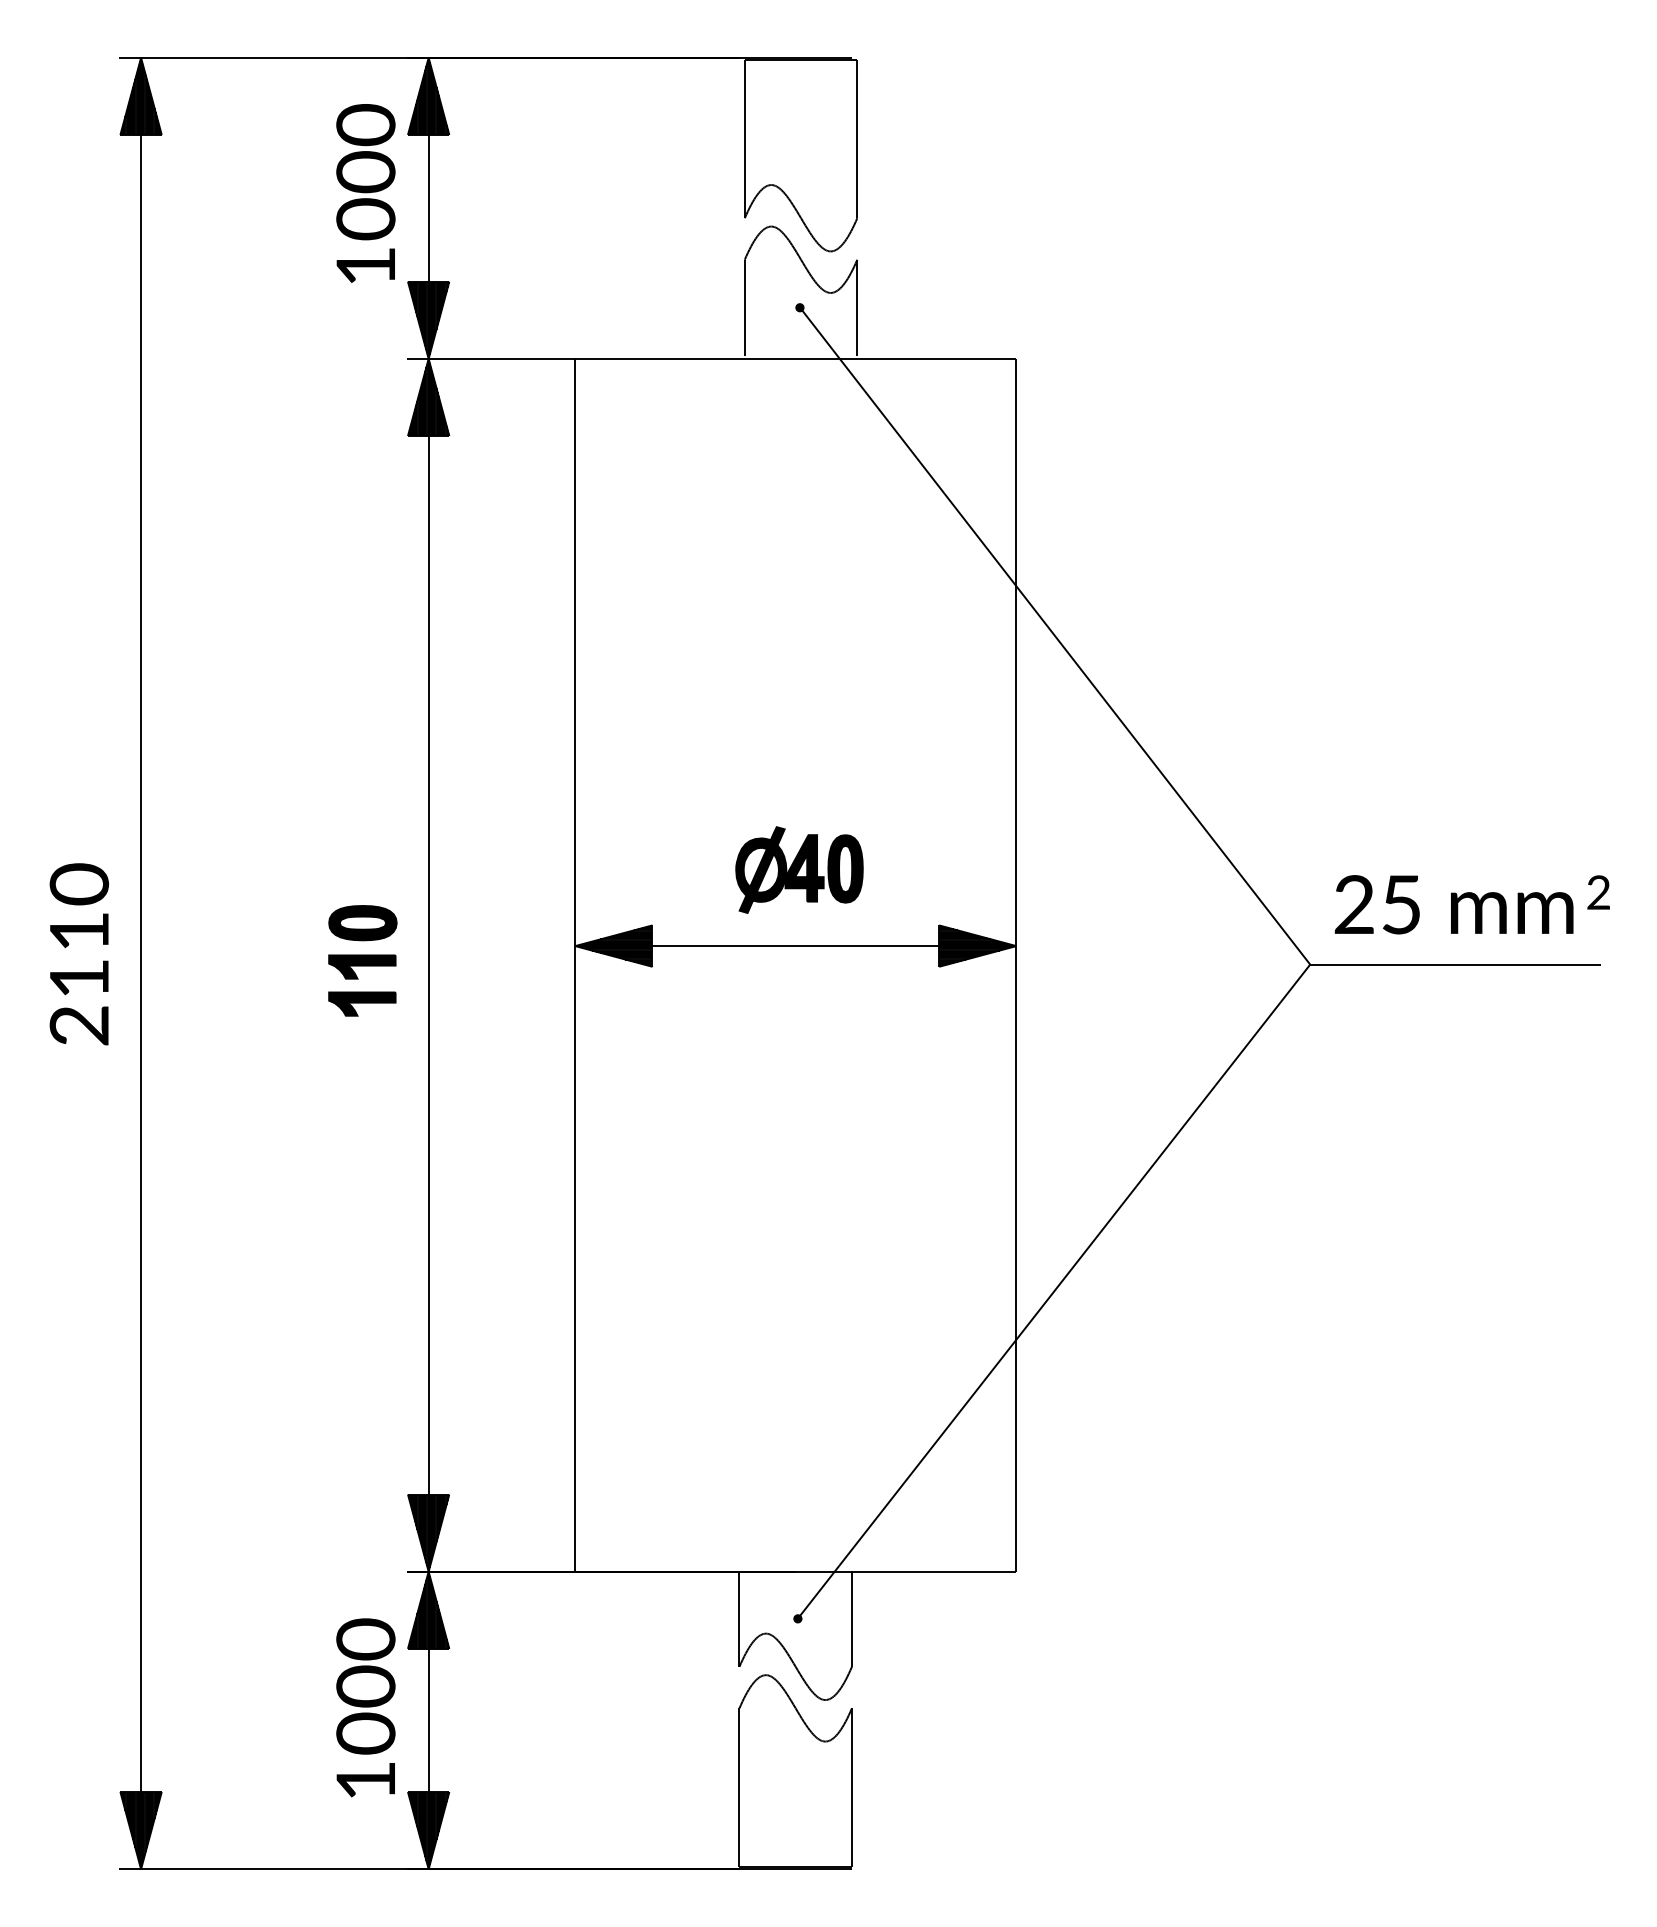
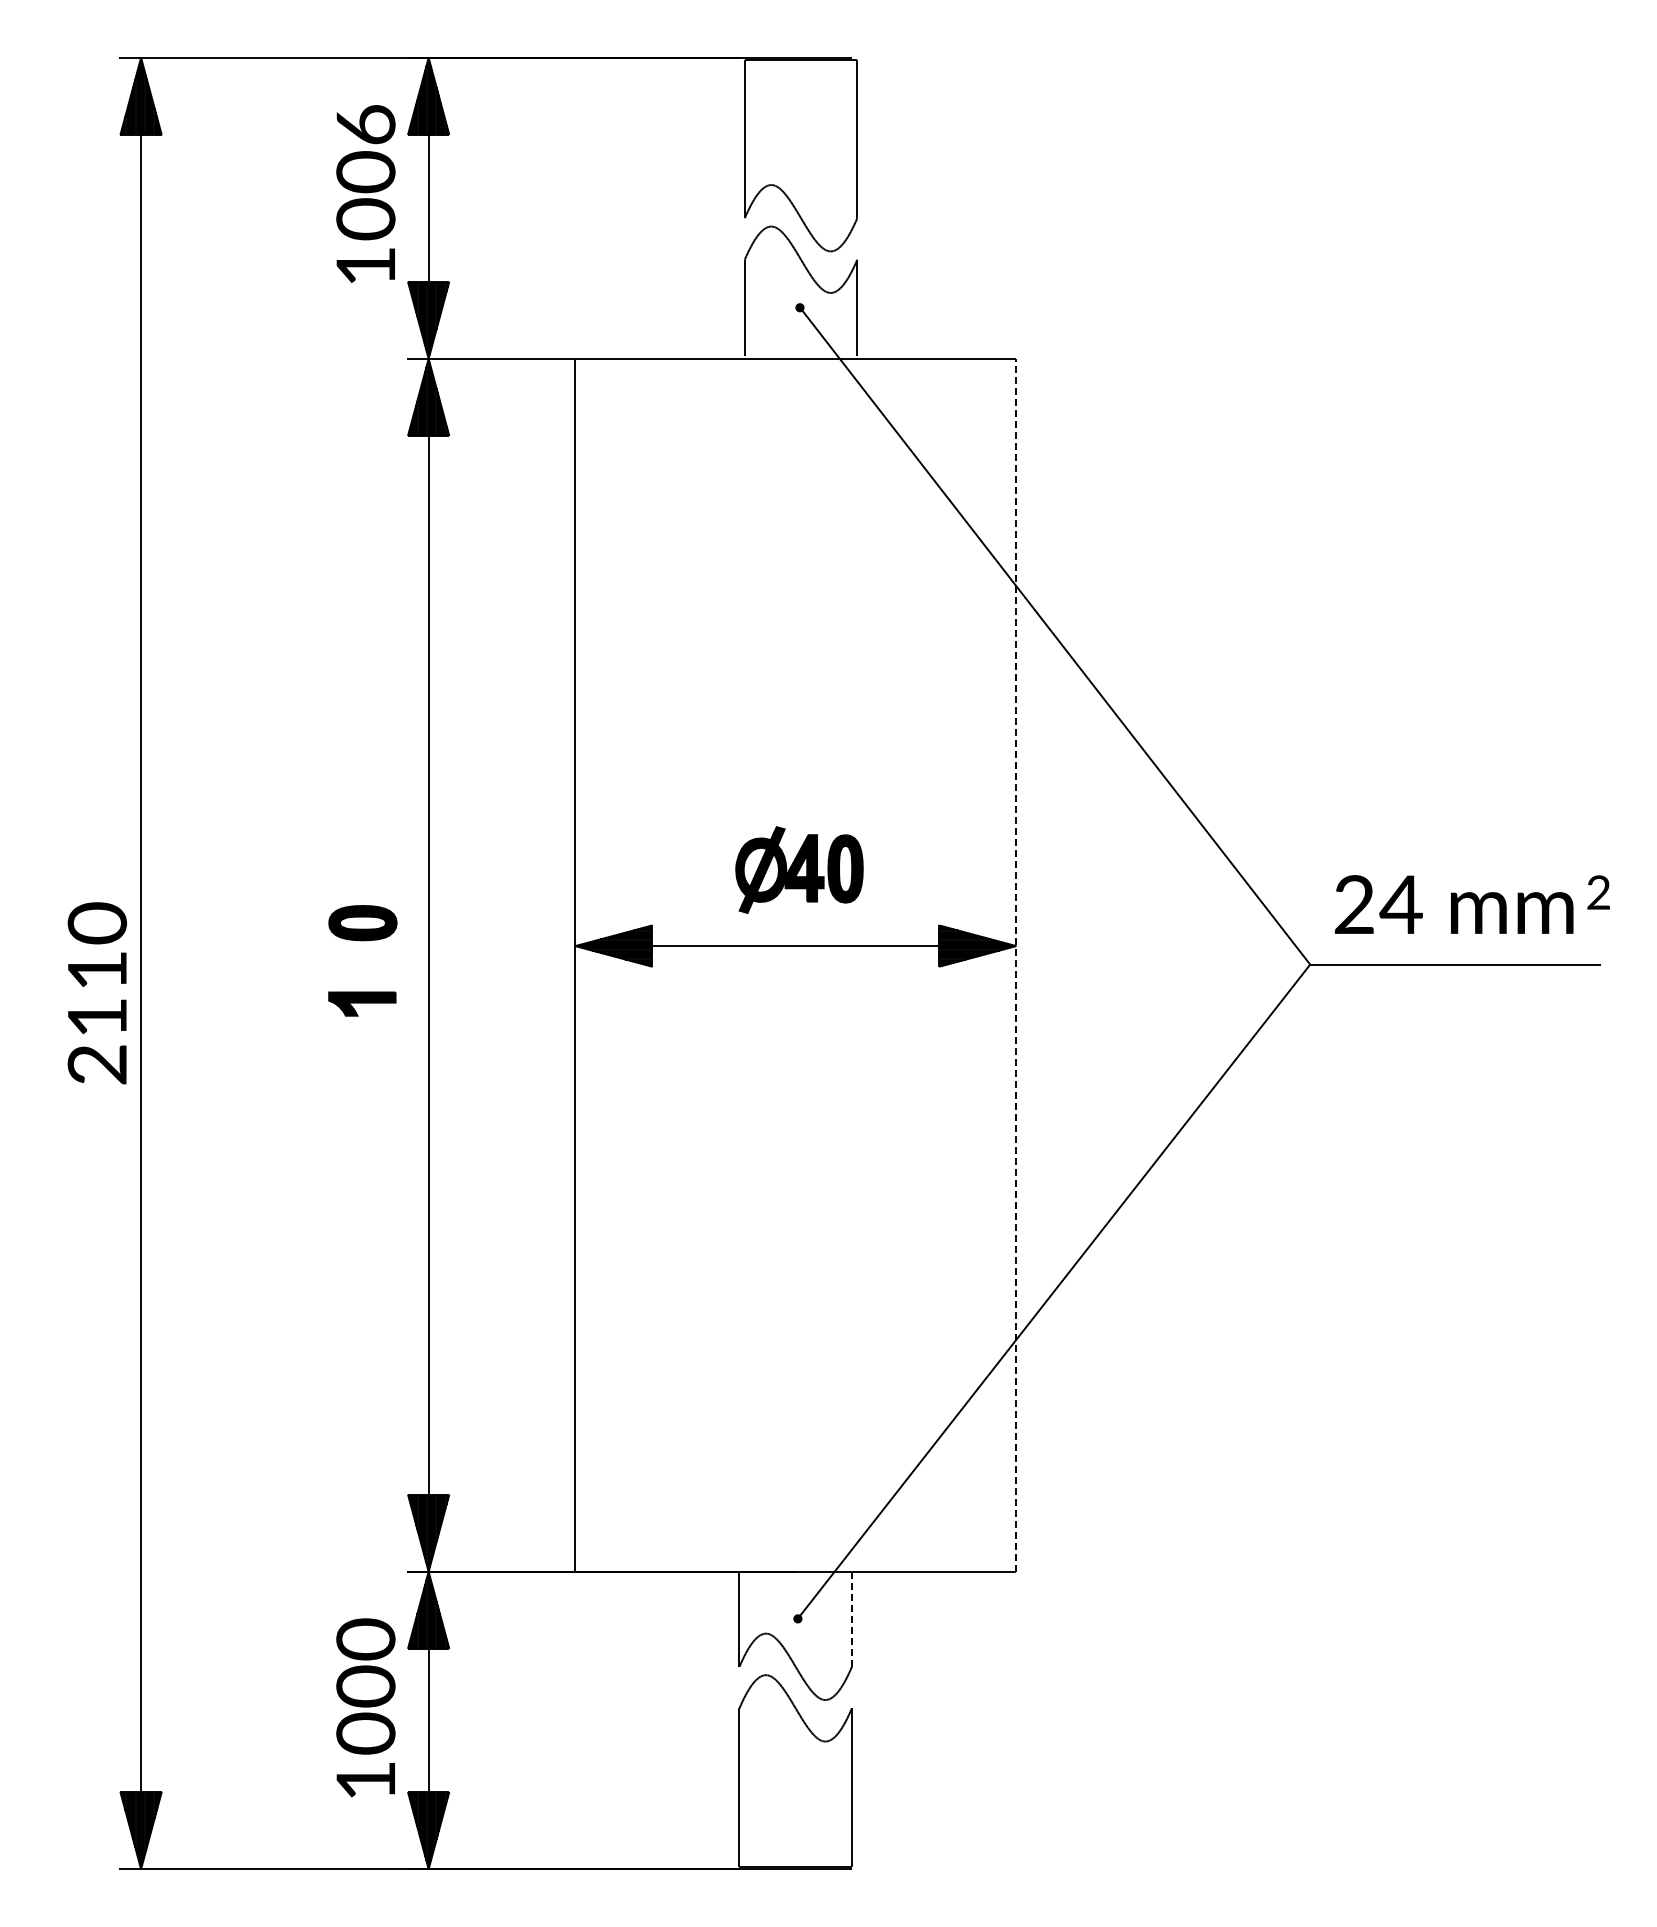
text: 1000 -> 1006 (365, 125)
text: 25 -> 24 (1400, 904)
text position: (78, 954) -> (96, 993) (96, 993)
line: solid -> dashed (1016, 964)
part: present -> none (362, 966)
line: solid -> dashed (851, 1618)
